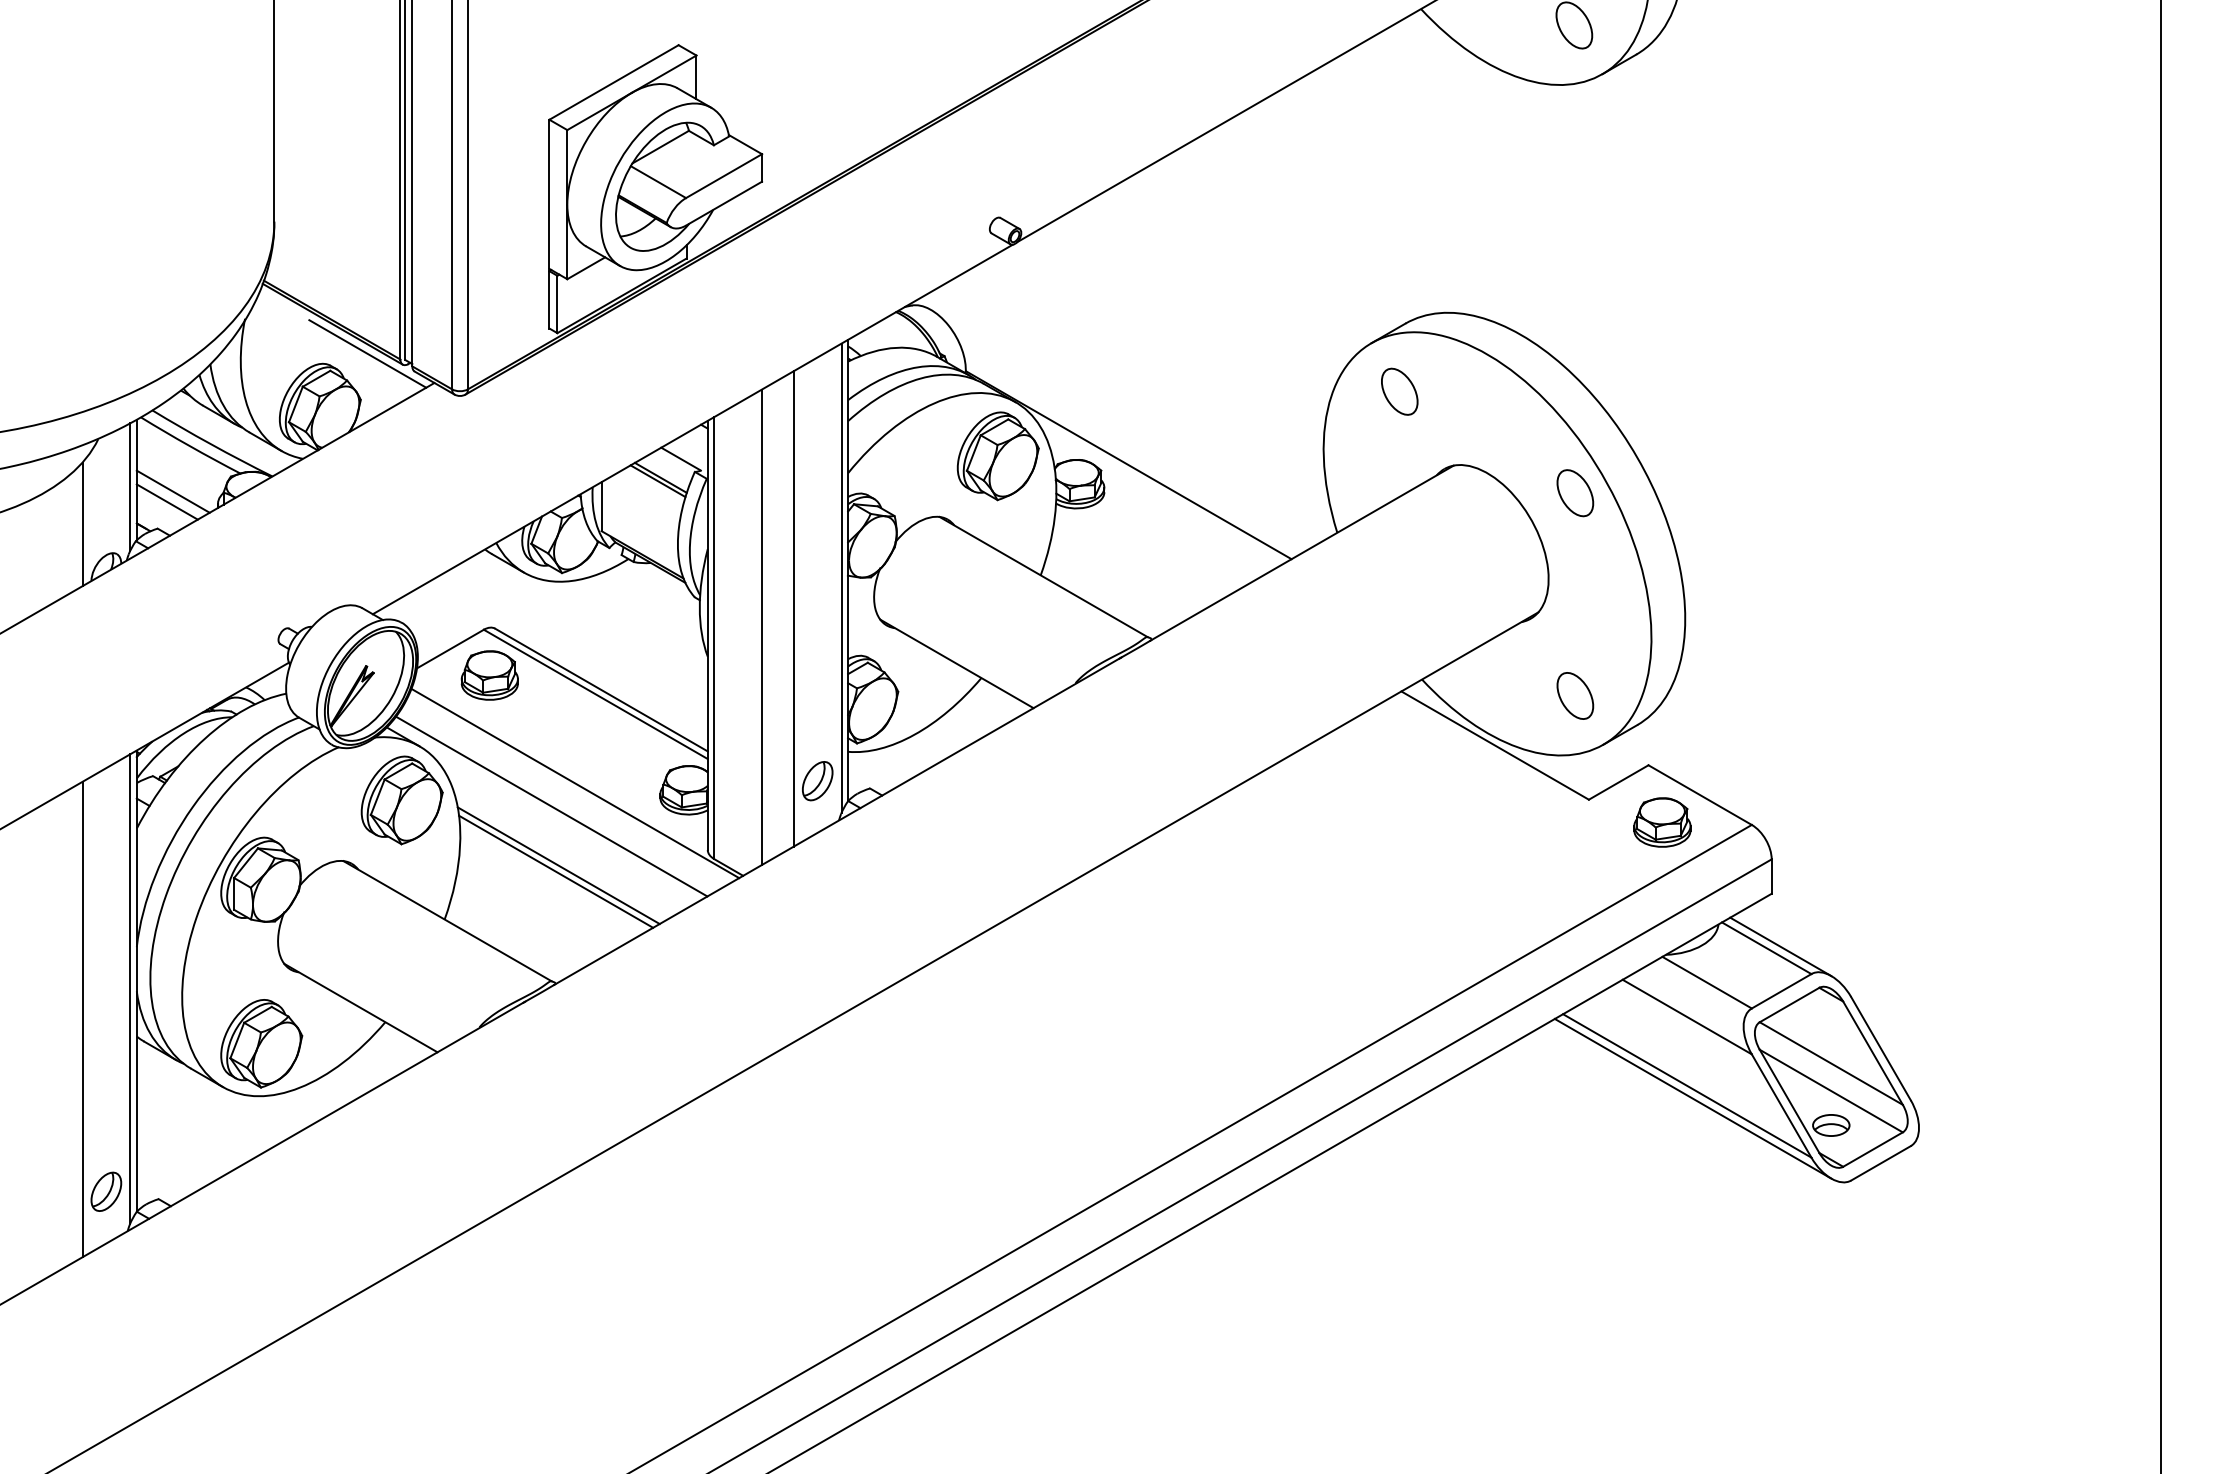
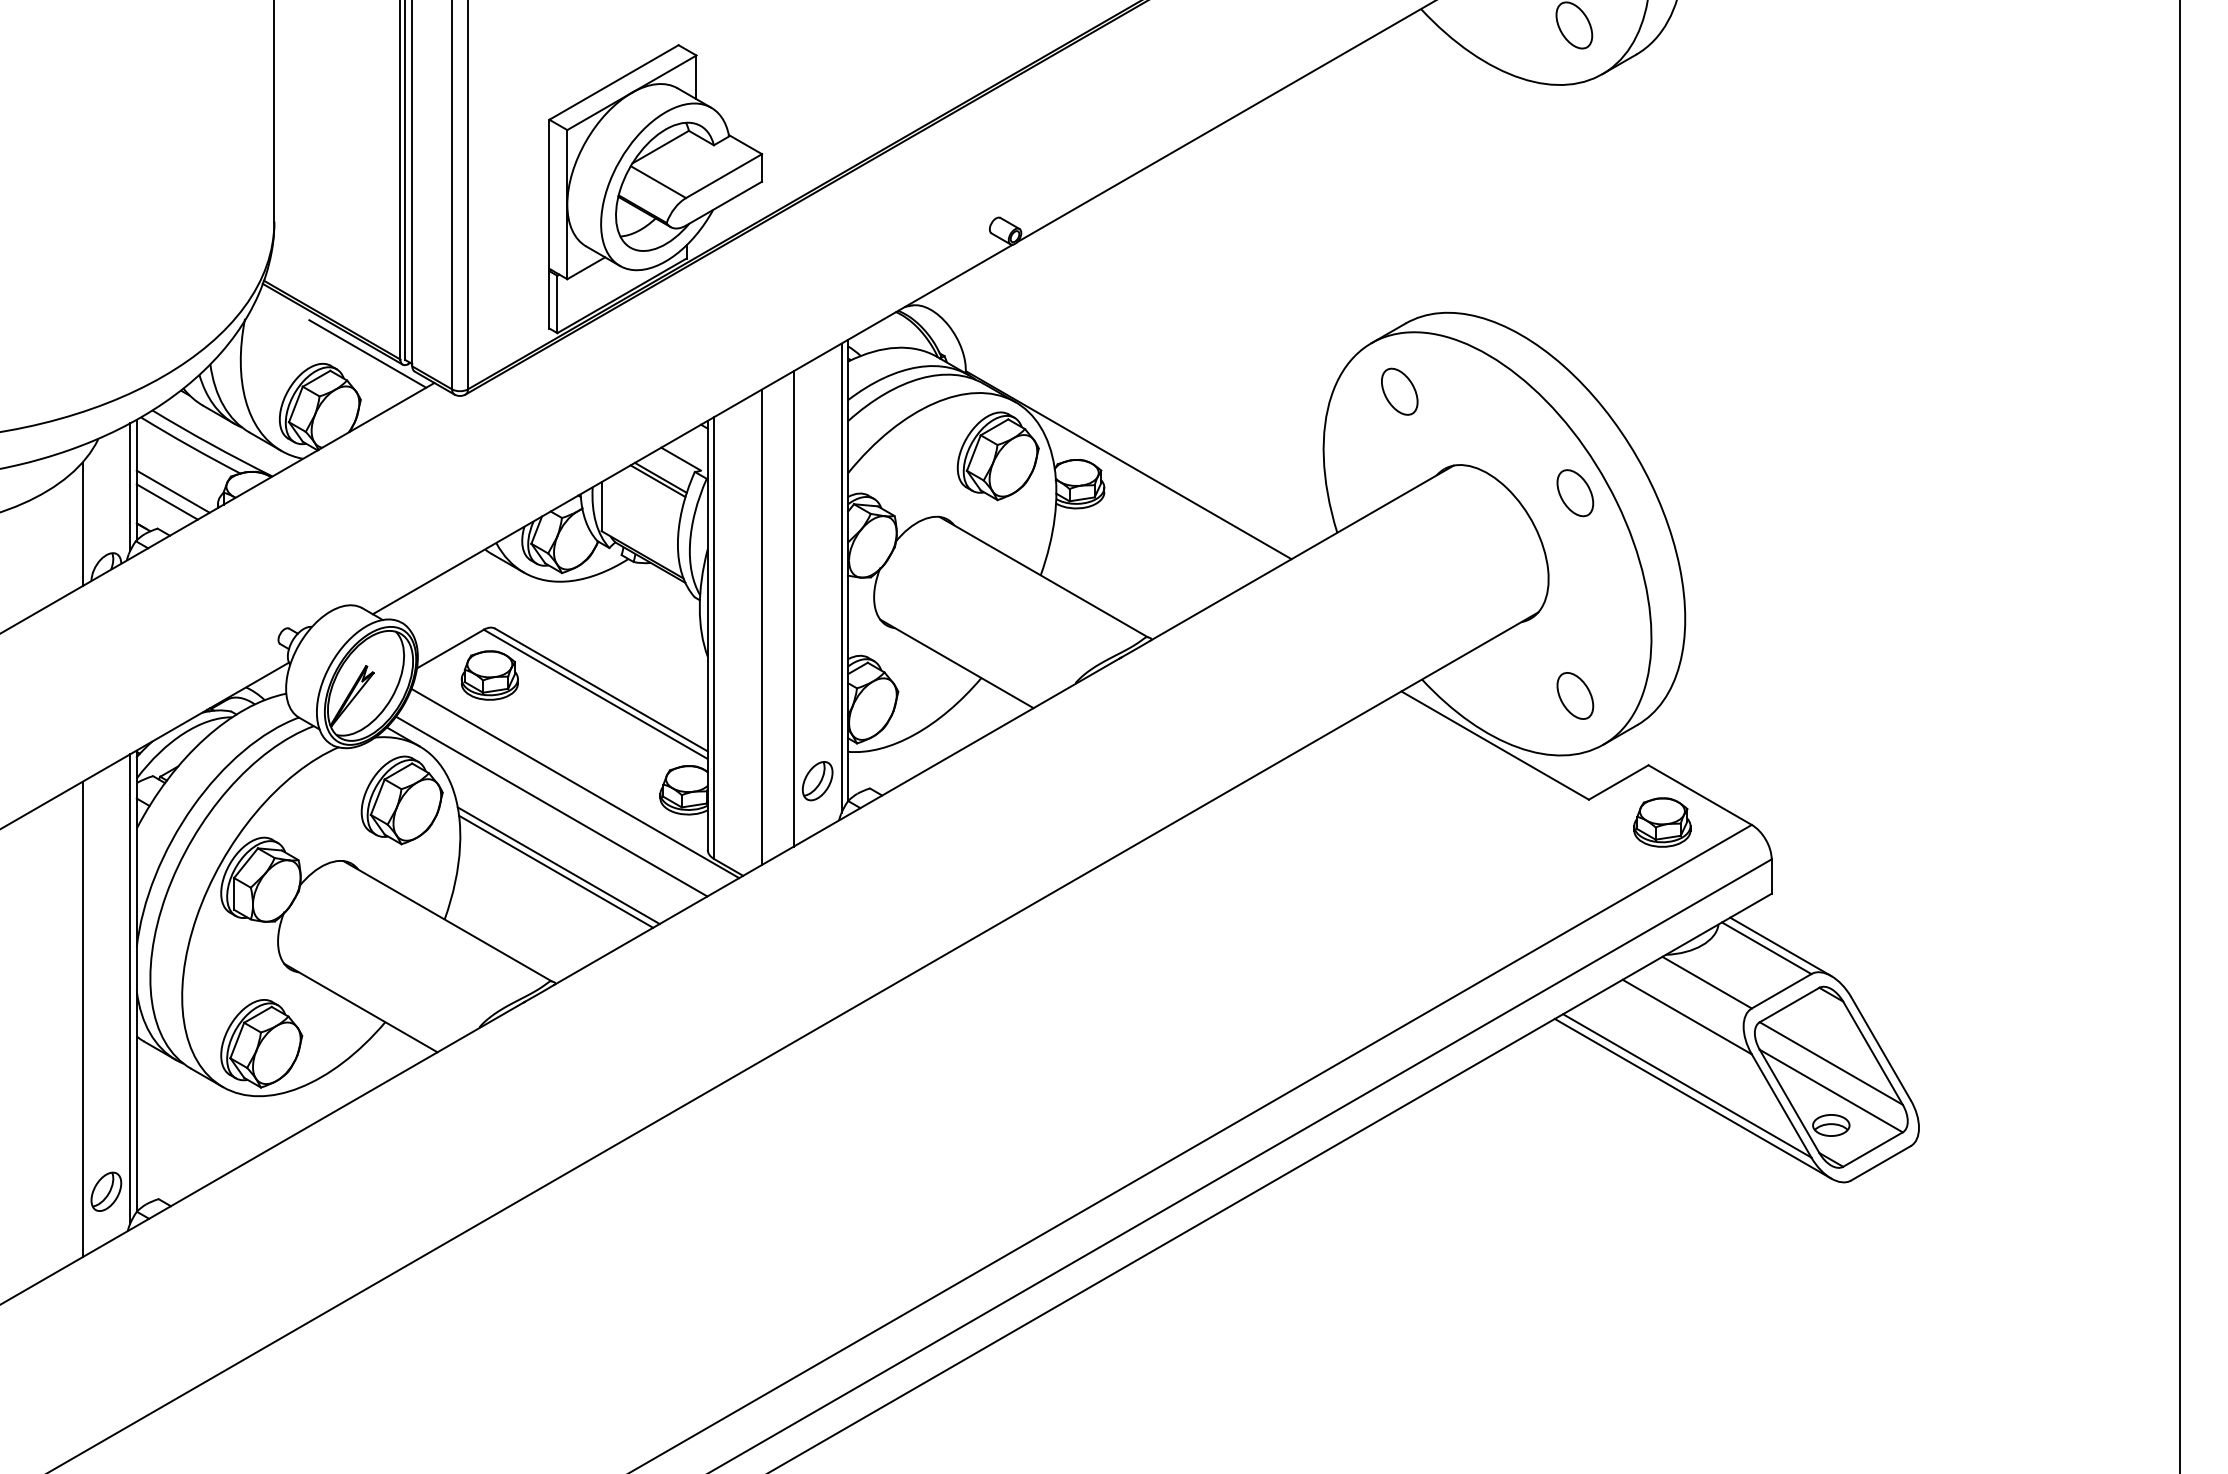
line position: (2161, 736) -> (2180, 736) (2180, 736)
